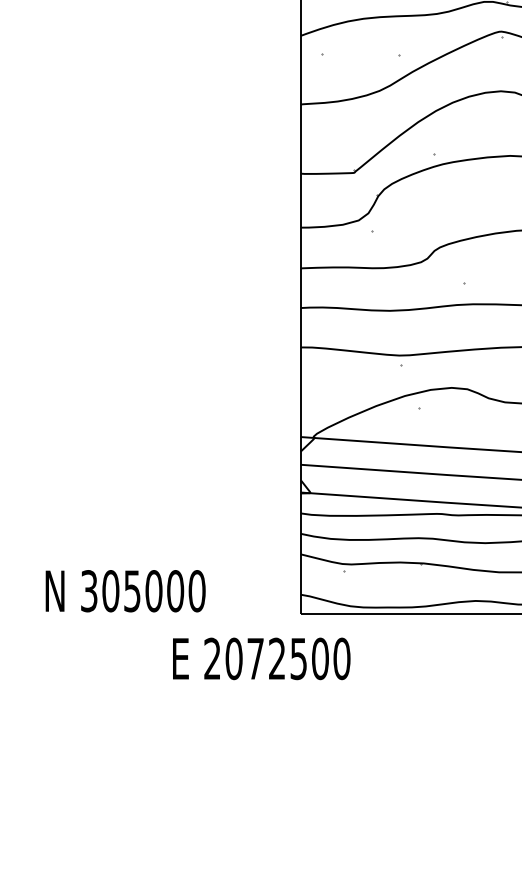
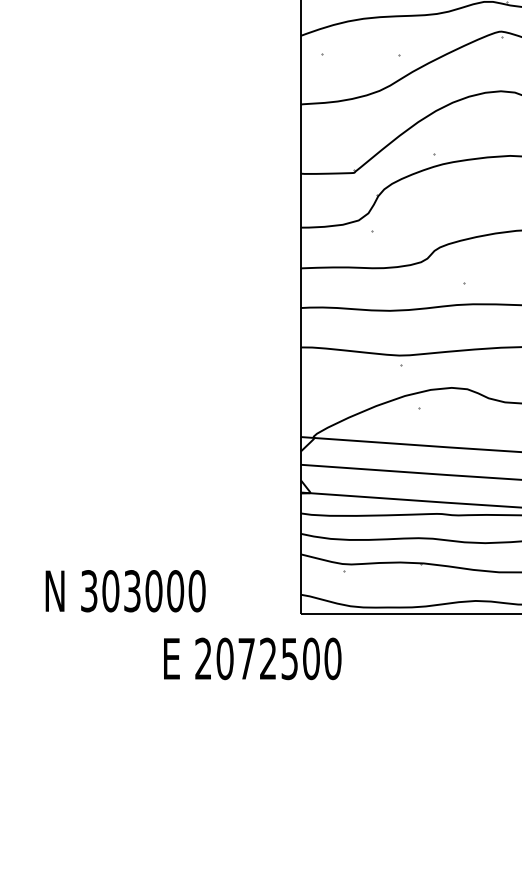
text: 305000 -> 303000 (132, 590)
text position: (261, 658) -> (252, 658) (252, 658)
